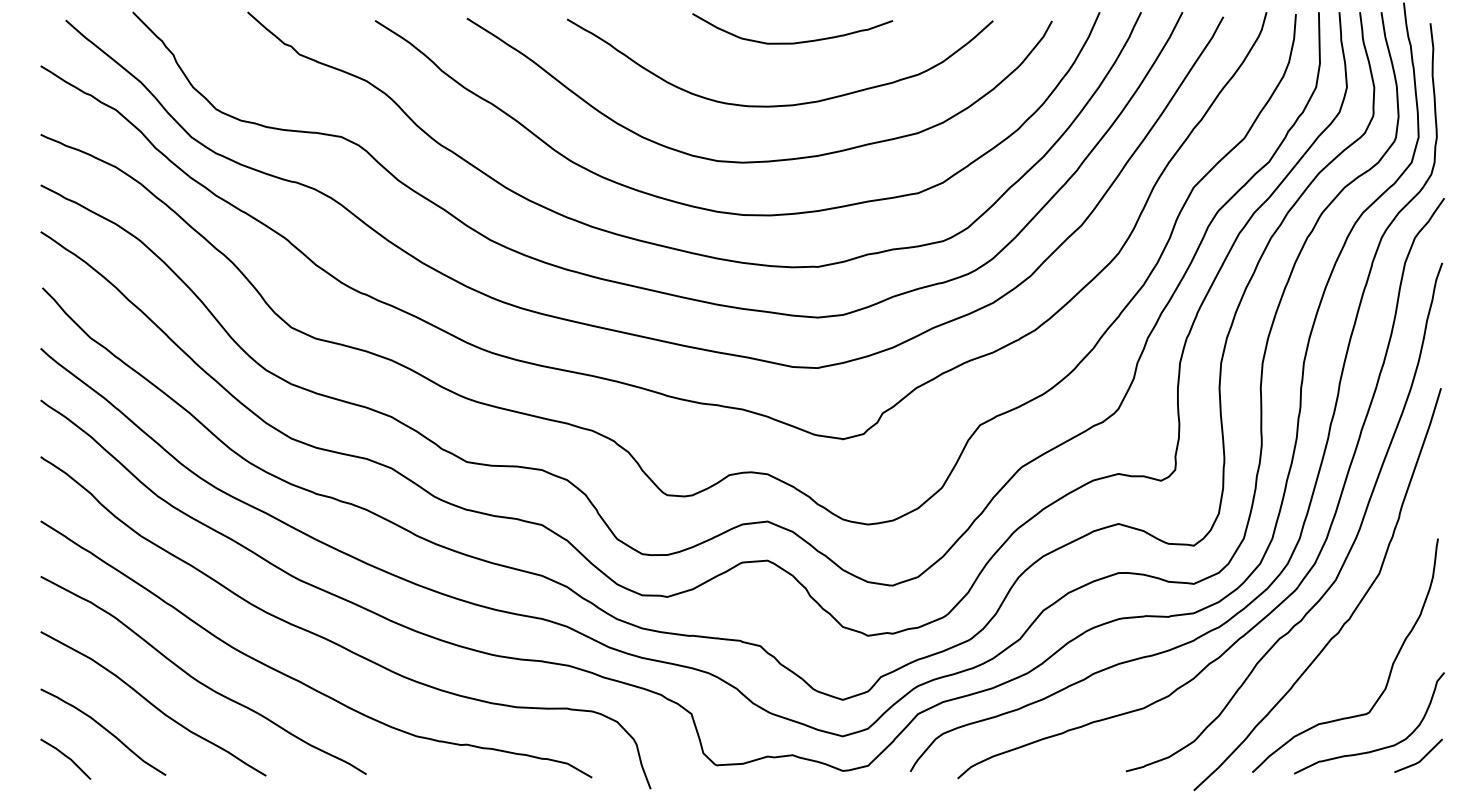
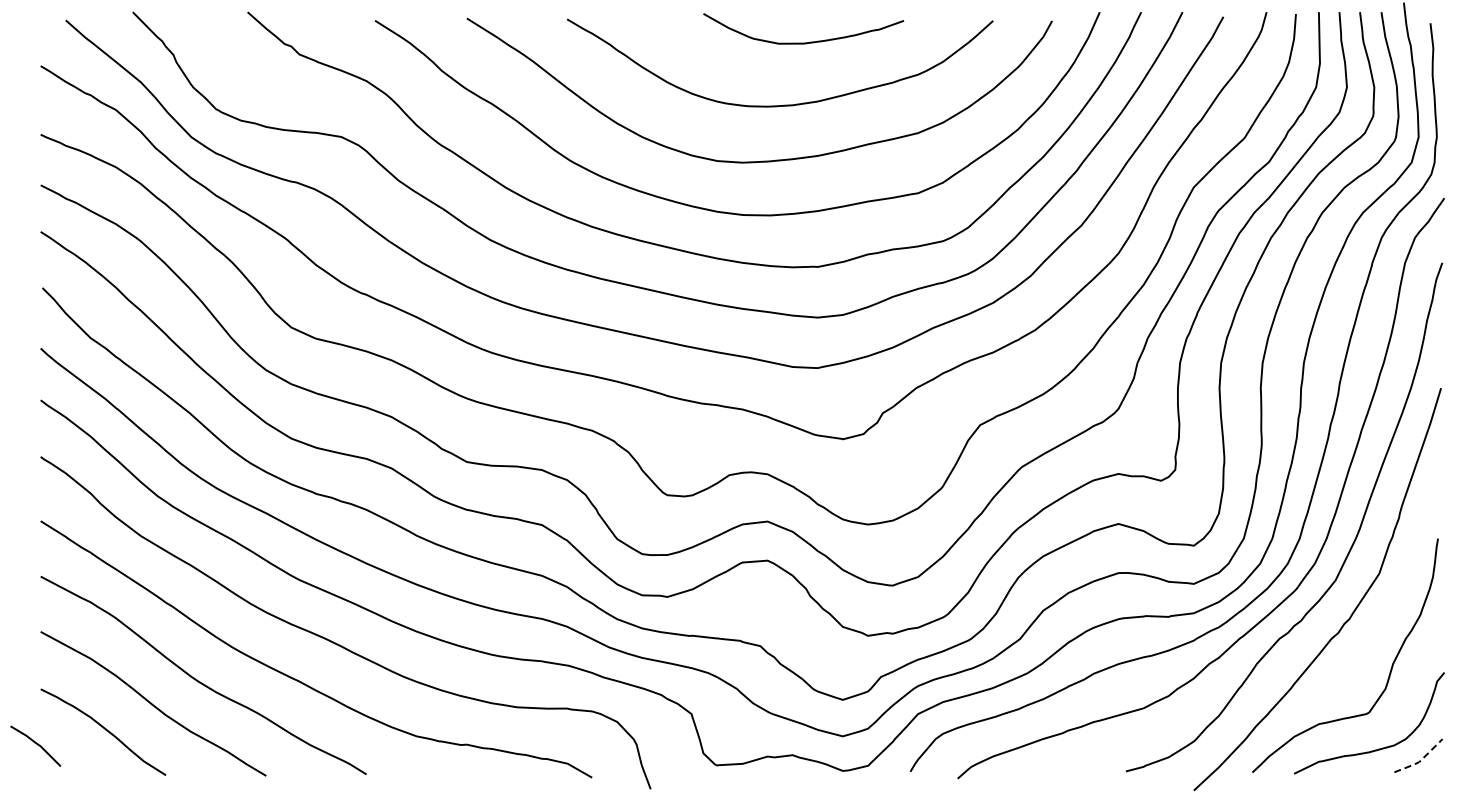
curve position: (792, 42) -> (803, 42) (803, 42)
line position: (66, 757) -> (36, 744) (36, 744)
line: solid -> dashed (1420, 760)
